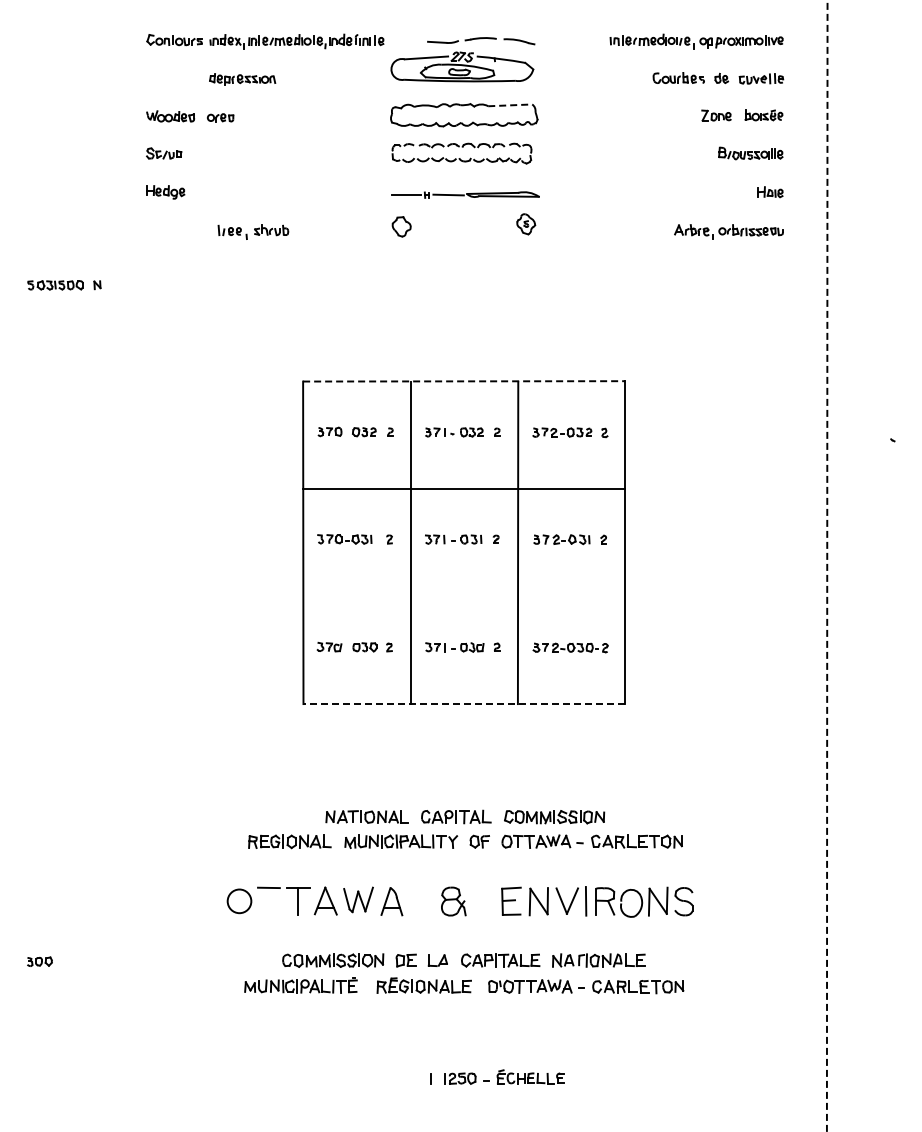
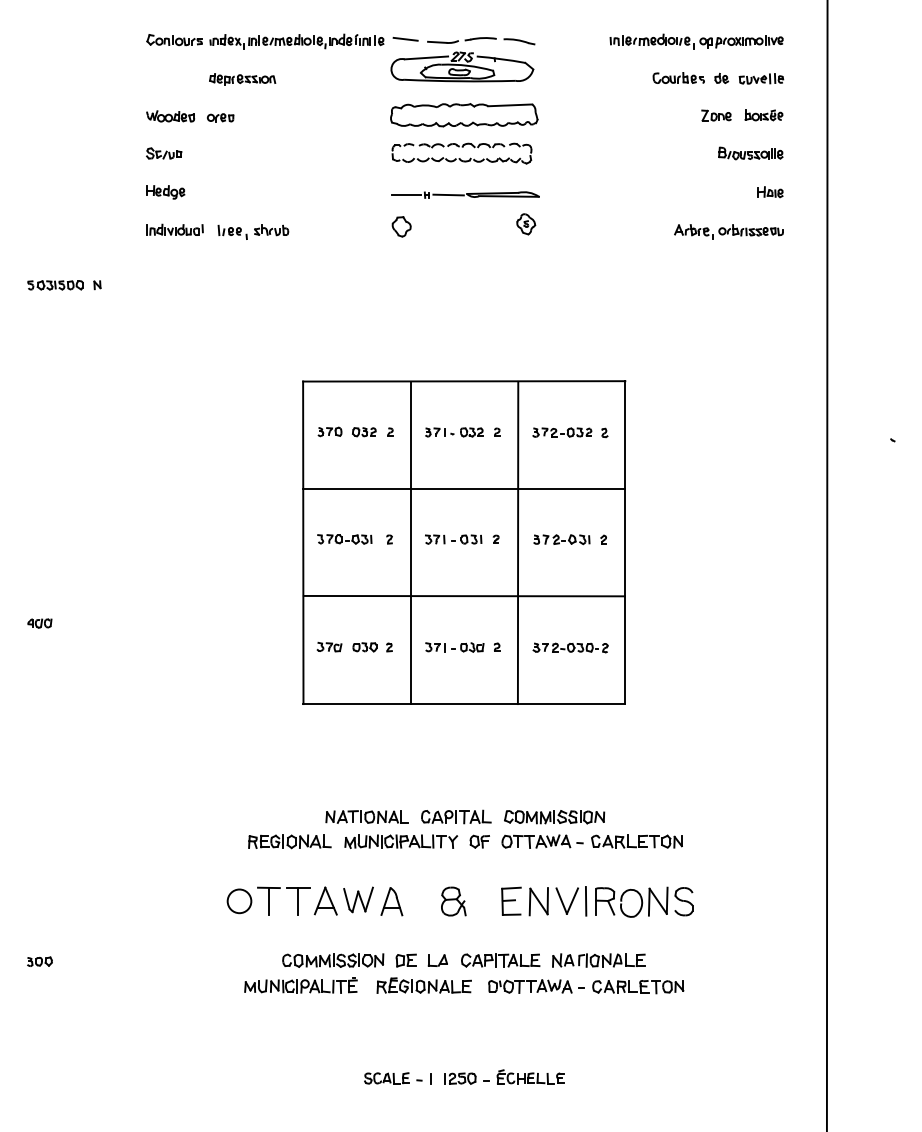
line: none -> present (405, 38)
line: dashed -> solid (510, 105)
part: none -> present (174, 229)
line: dashed -> solid (464, 381)
line: dashed -> solid (827, 566)
line: none -> present (463, 595)
part: none -> present (39, 623)
line: dashed -> solid (464, 704)
line: none -> present (268, 901)
part: none -> present (393, 1078)
